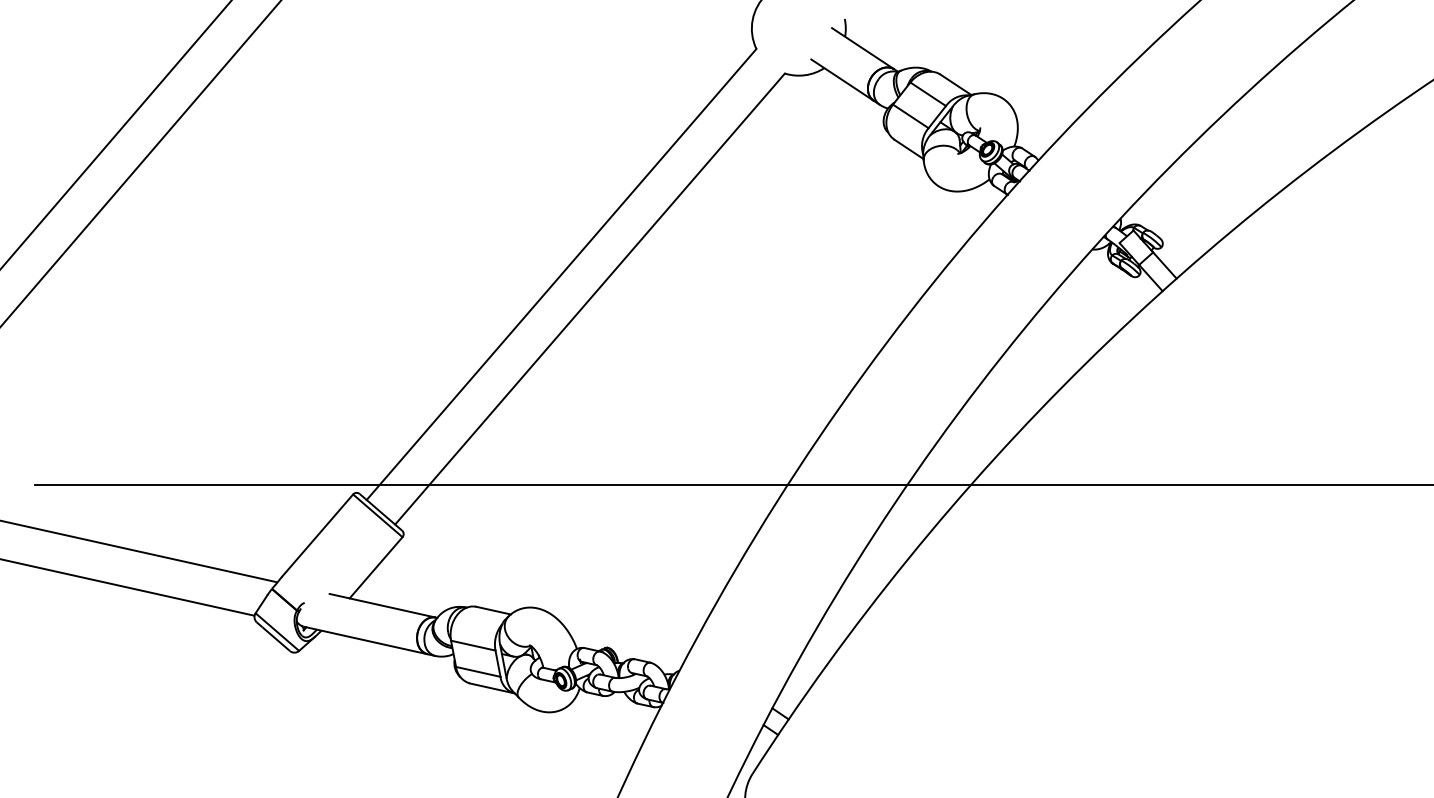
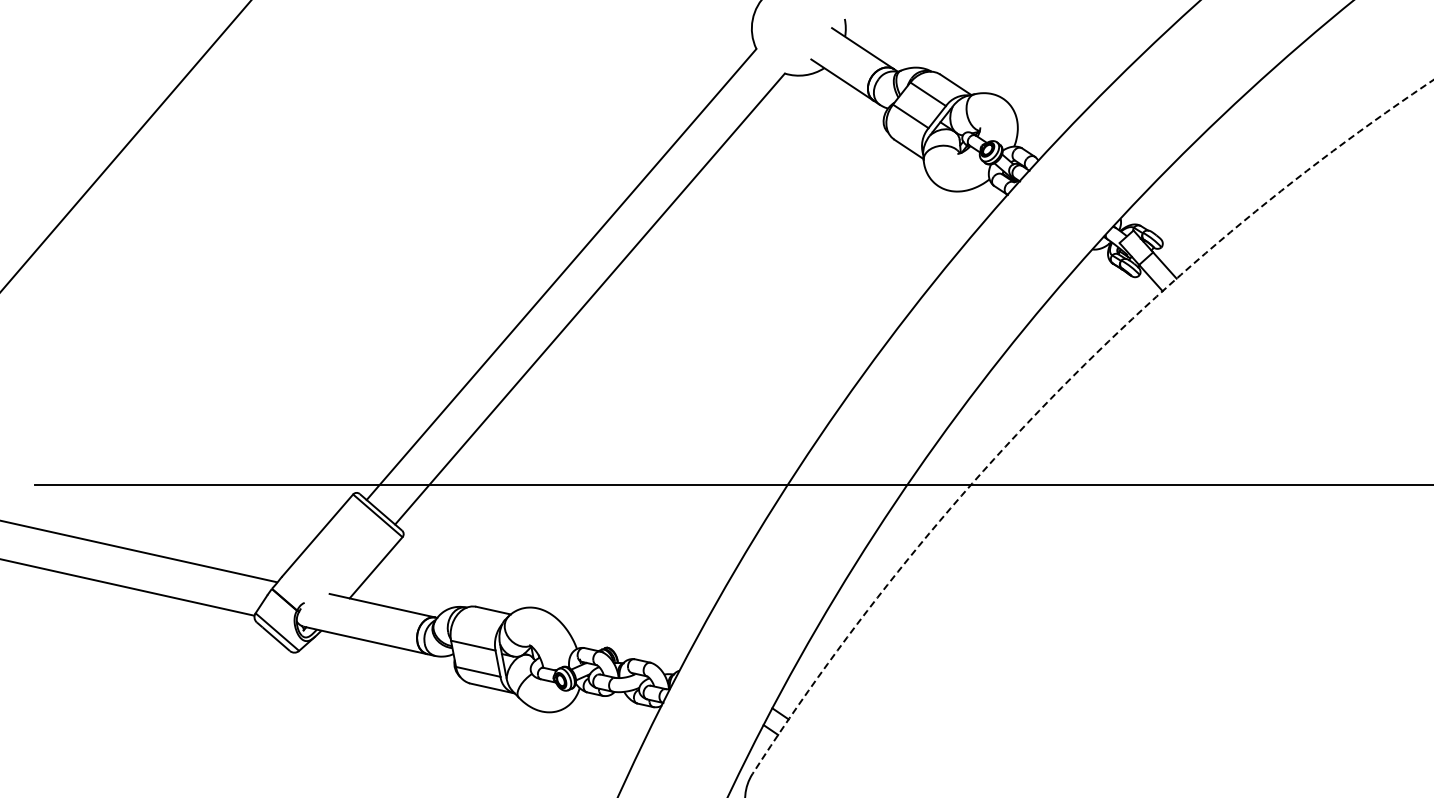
line position: (115, 134) -> (125, 146) (125, 146)
line: present -> none (140, 163)
arc: solid -> dashed (1056, 393)
